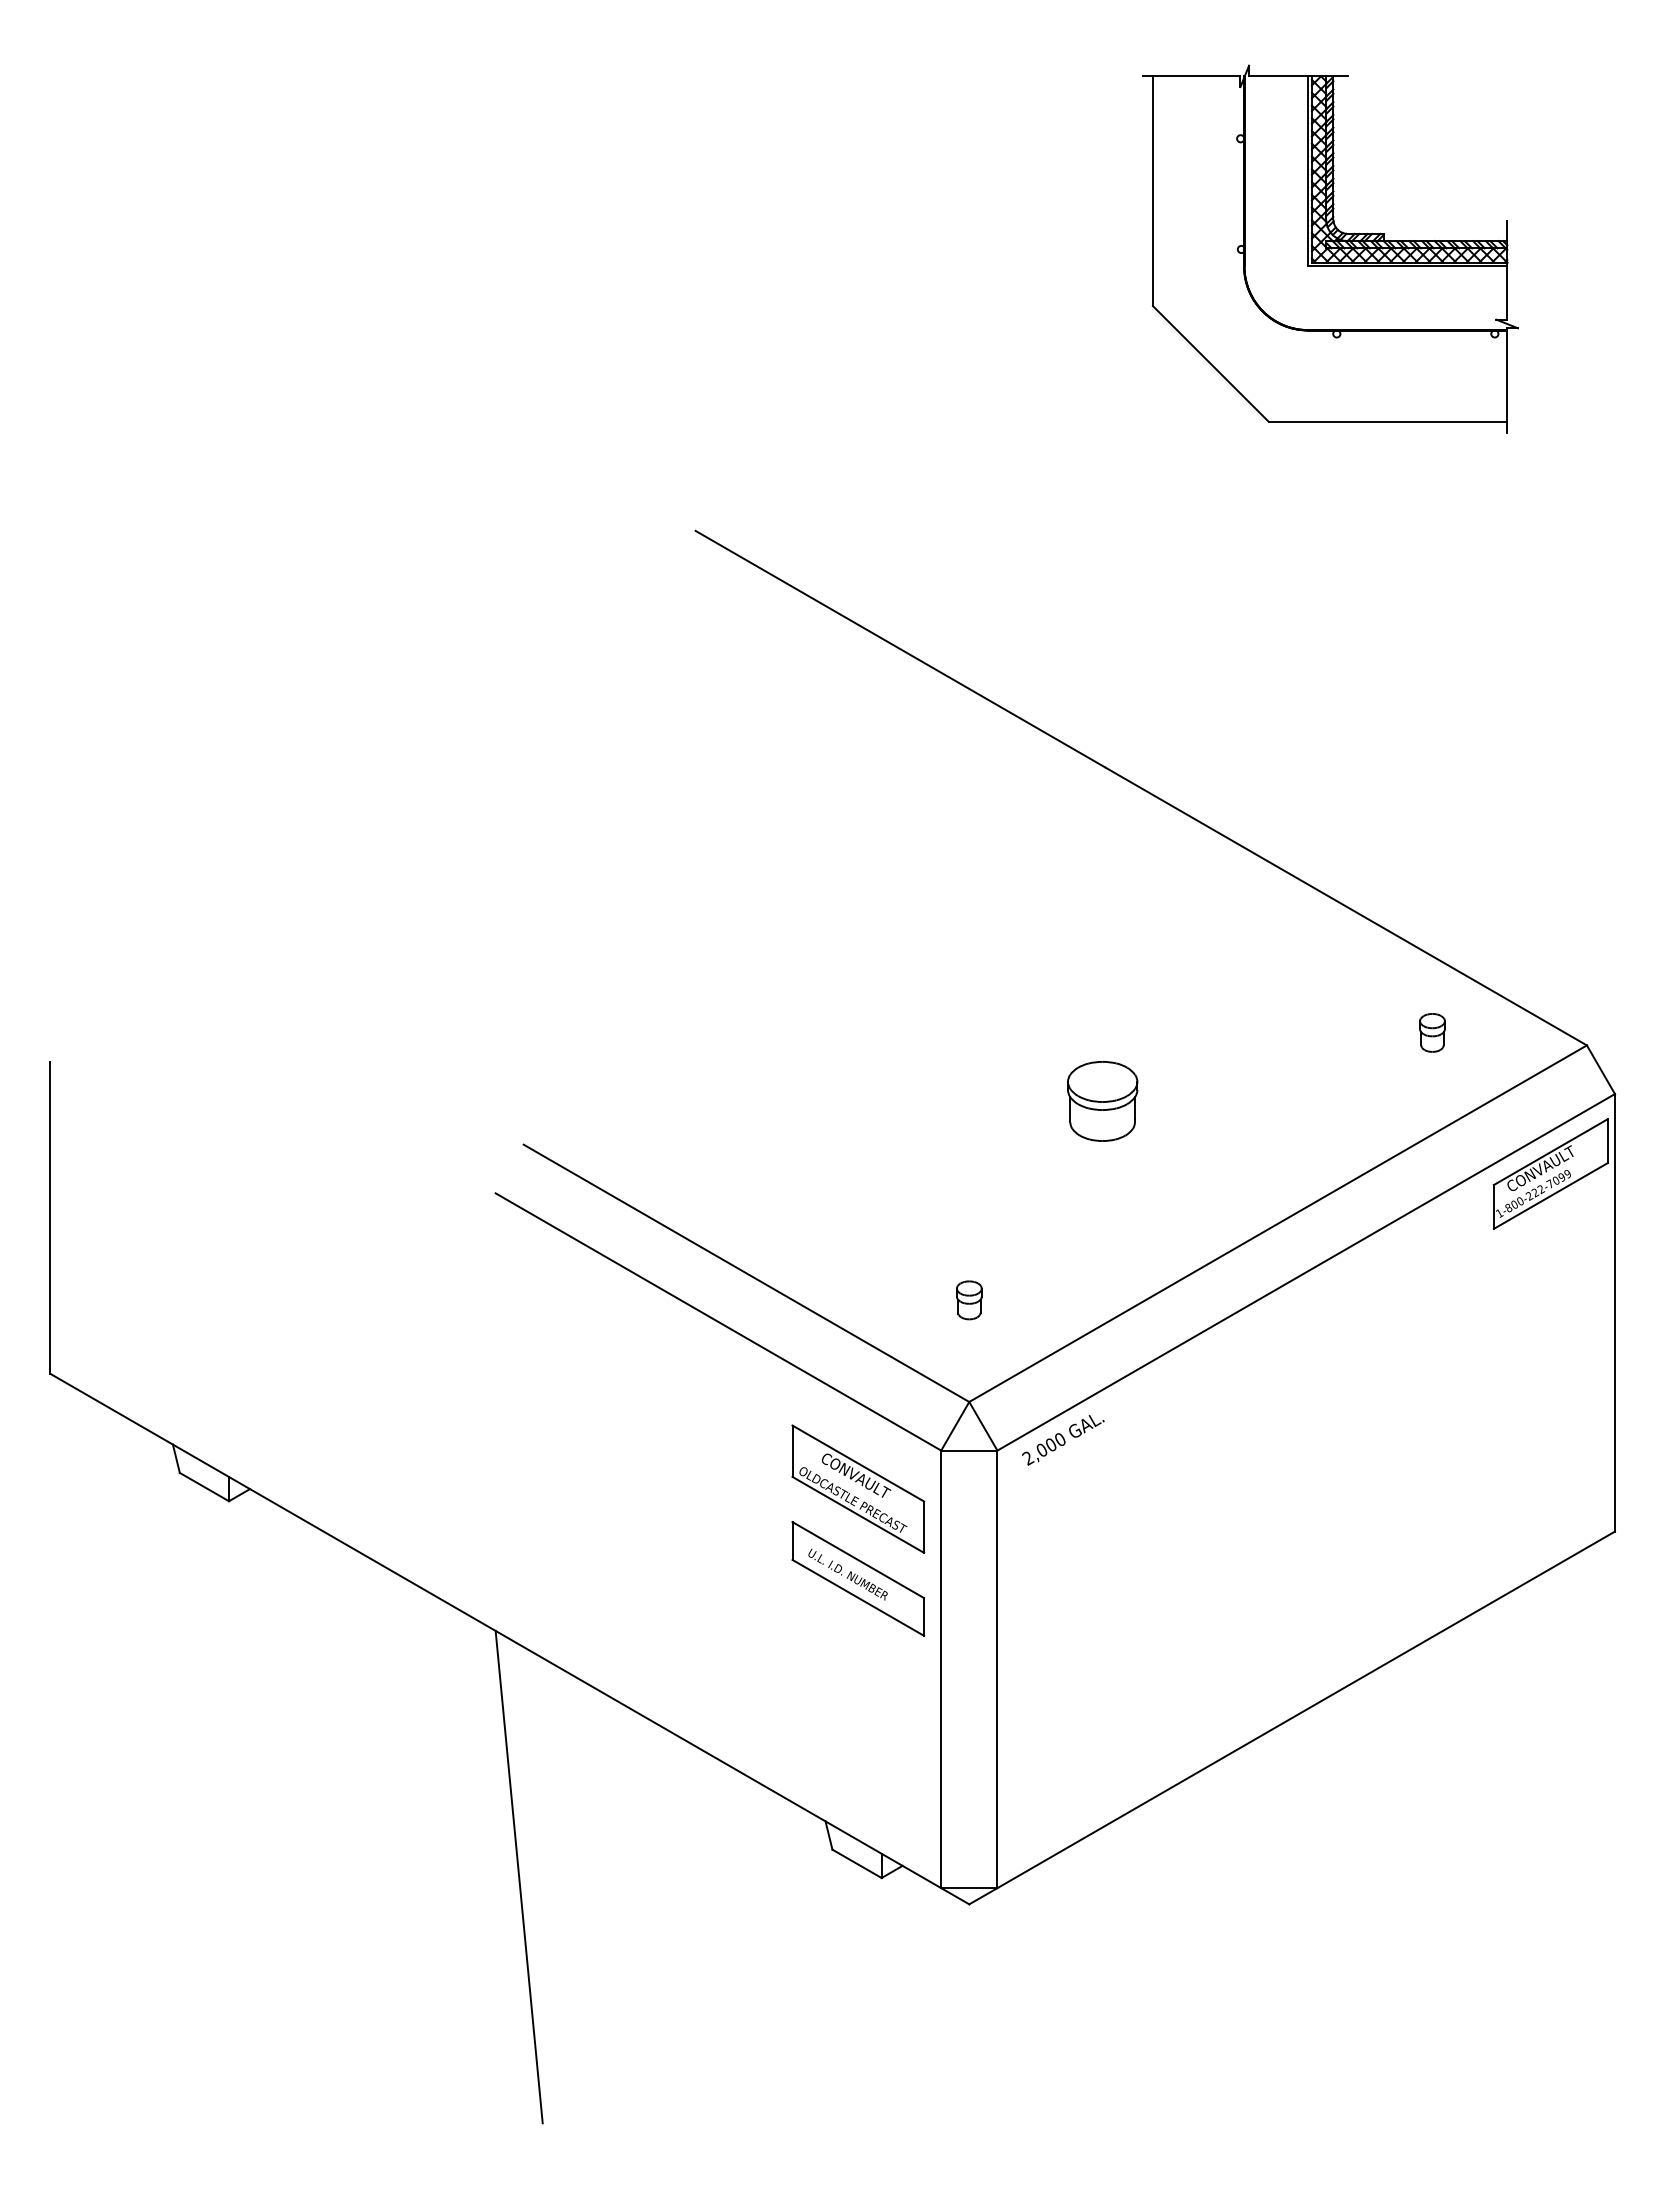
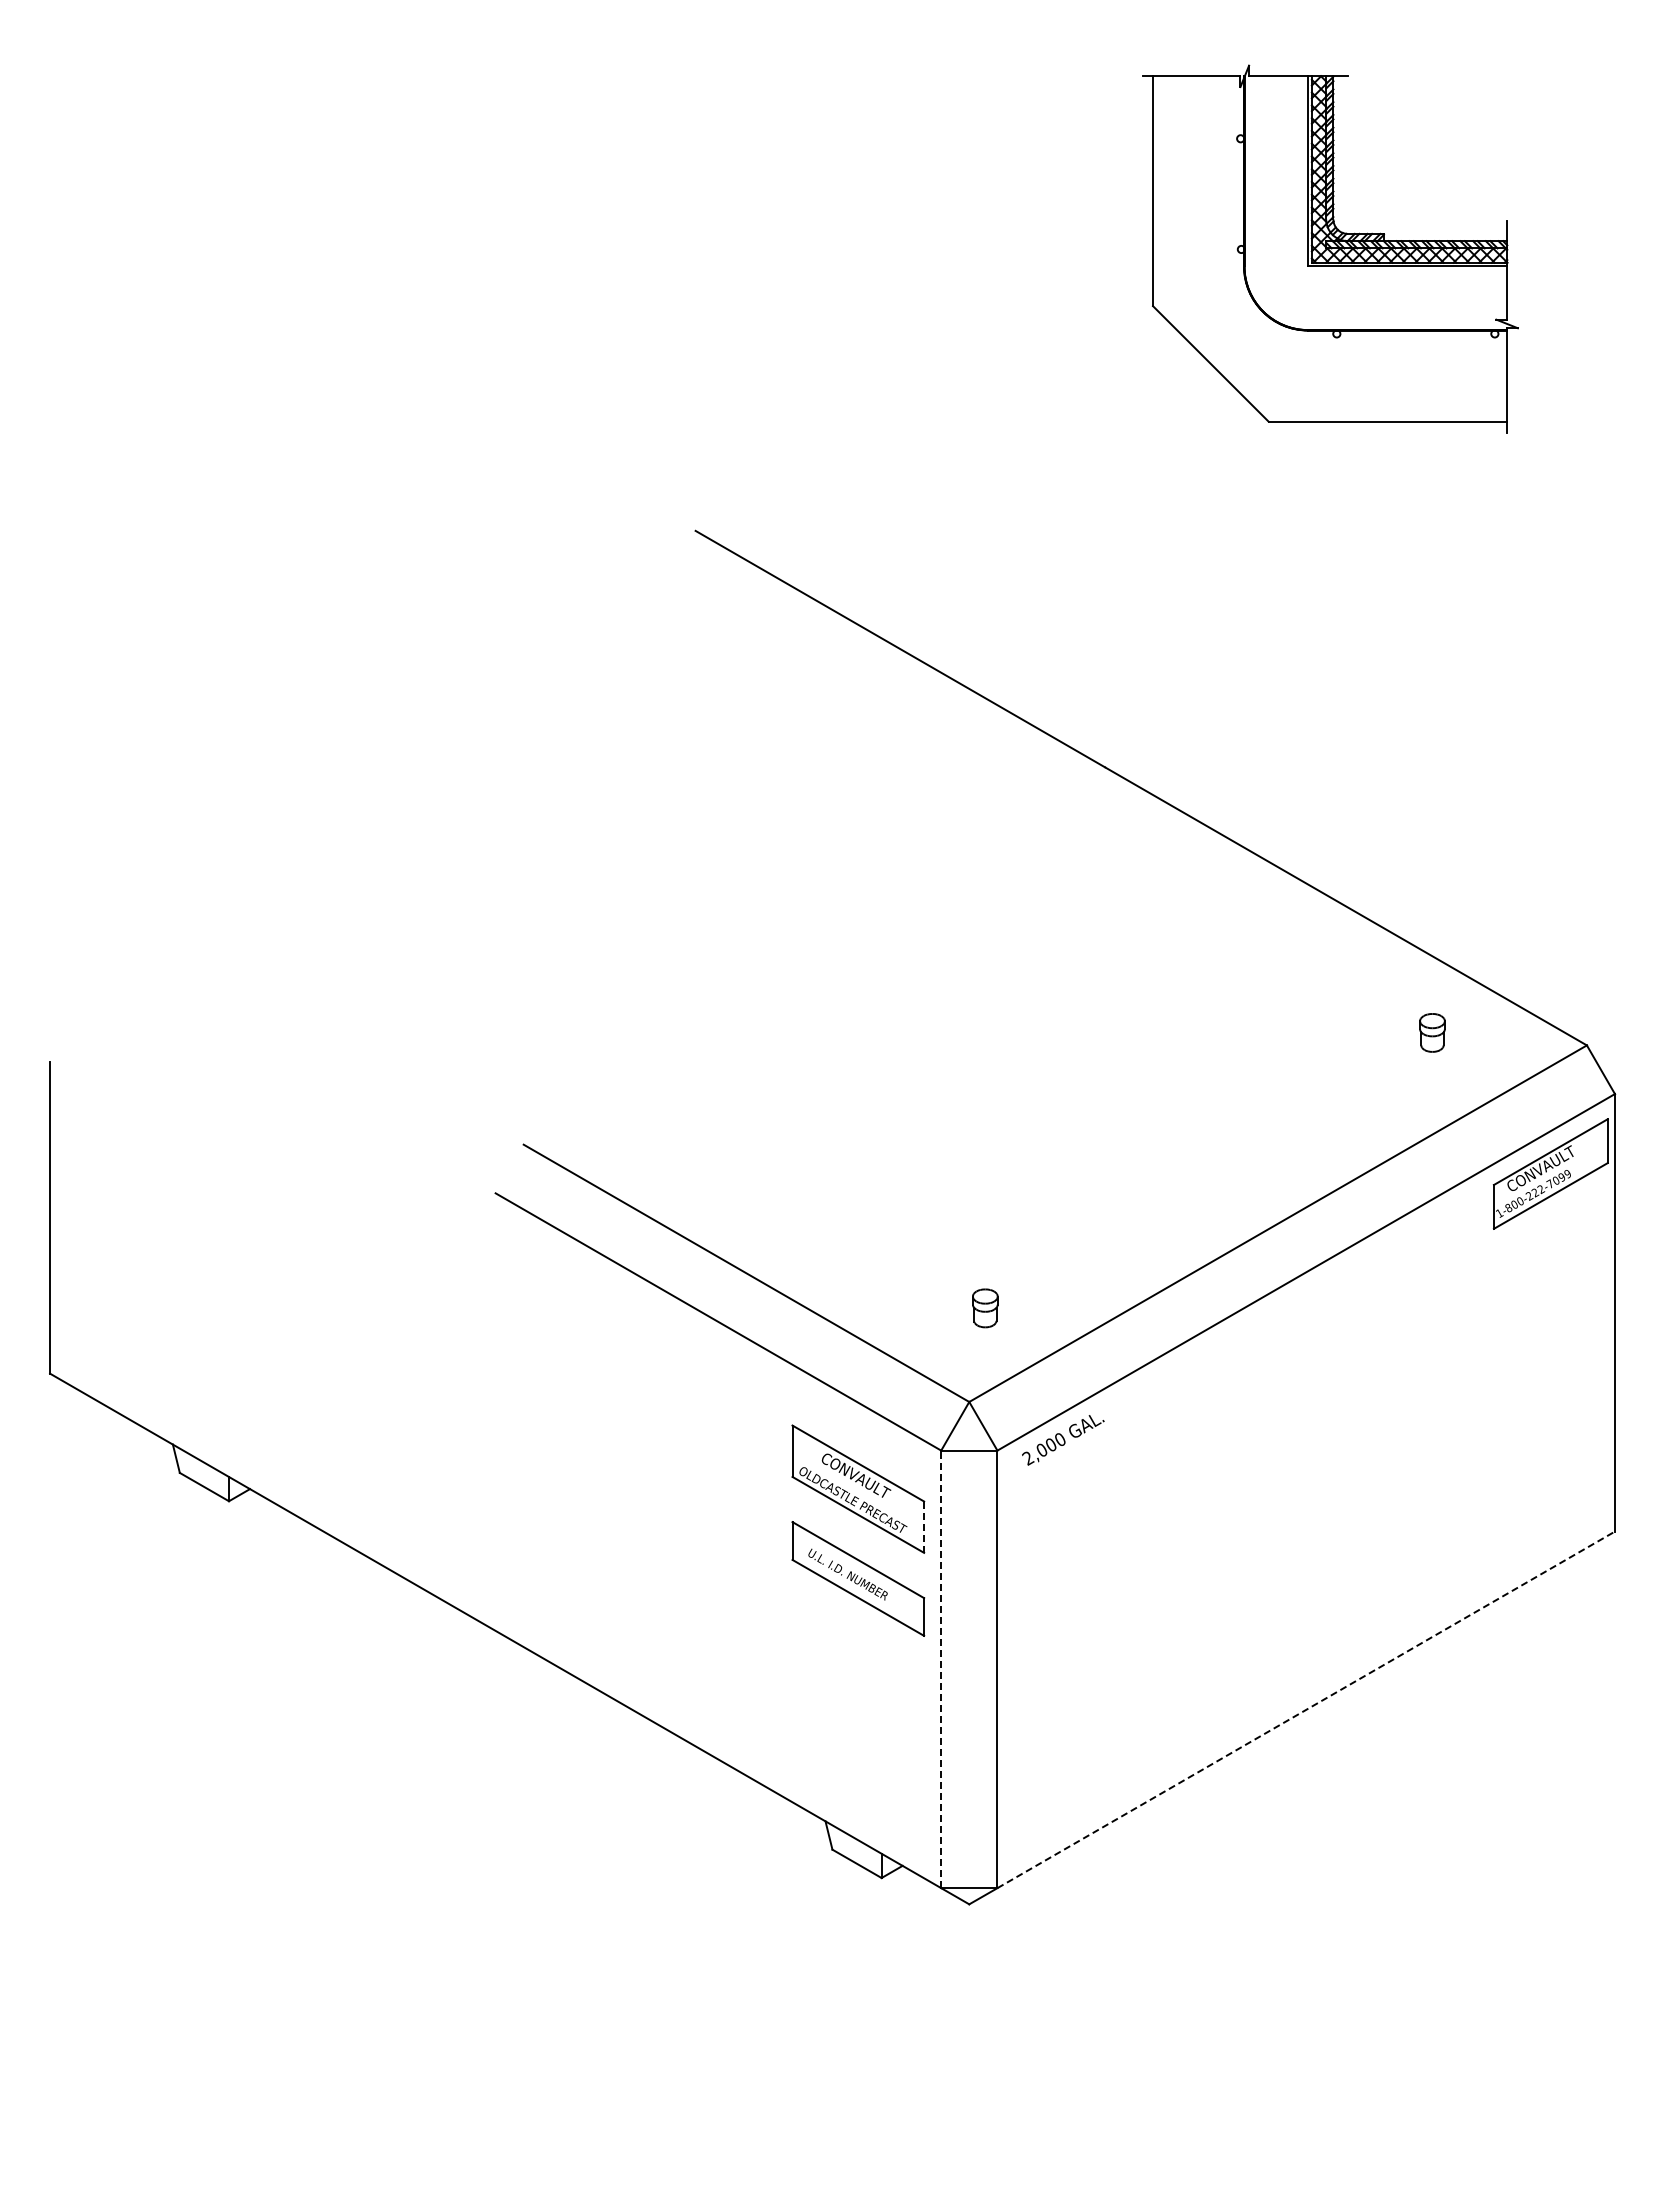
part: present -> none (1102, 1101)
part position: (969, 1300) -> (985, 1308) (985, 1308)
line: solid -> dashed (924, 1527)
line: solid -> dashed (941, 1669)
line: solid -> dashed (1306, 1709)
line: present -> none (518, 1876)
